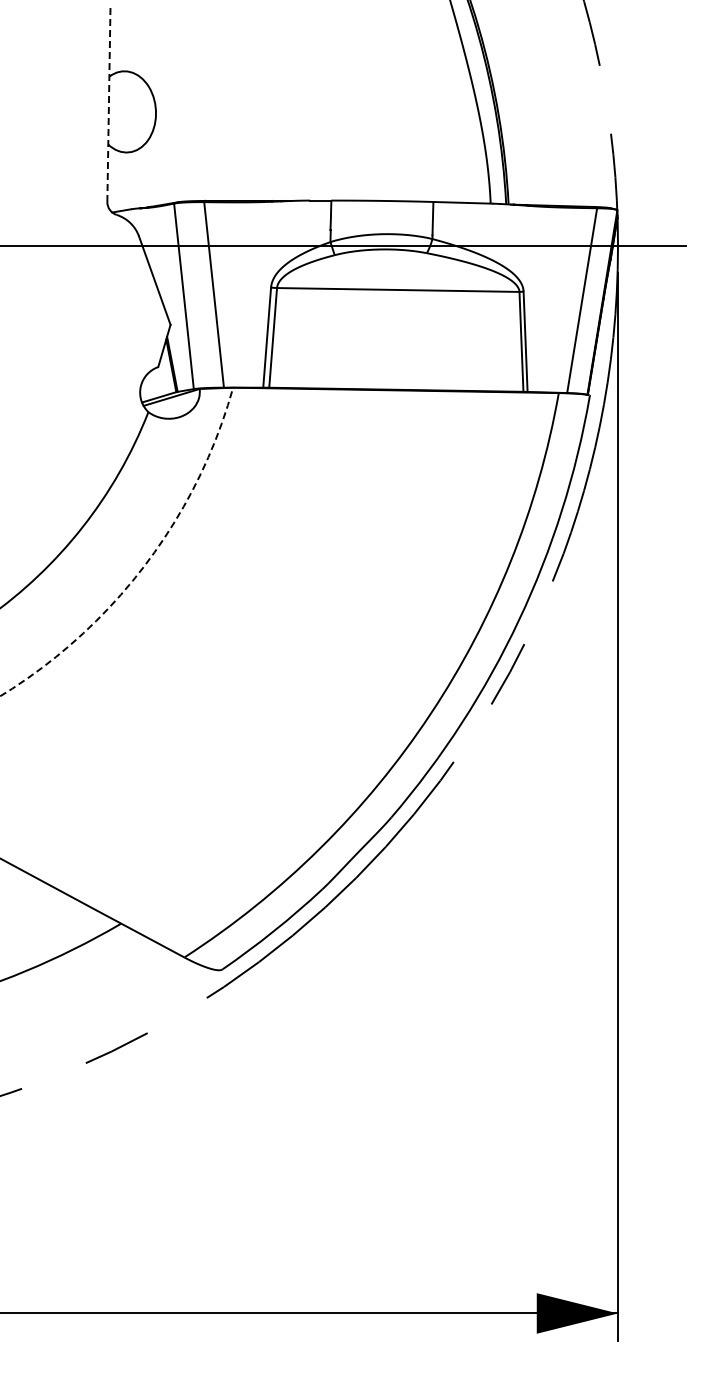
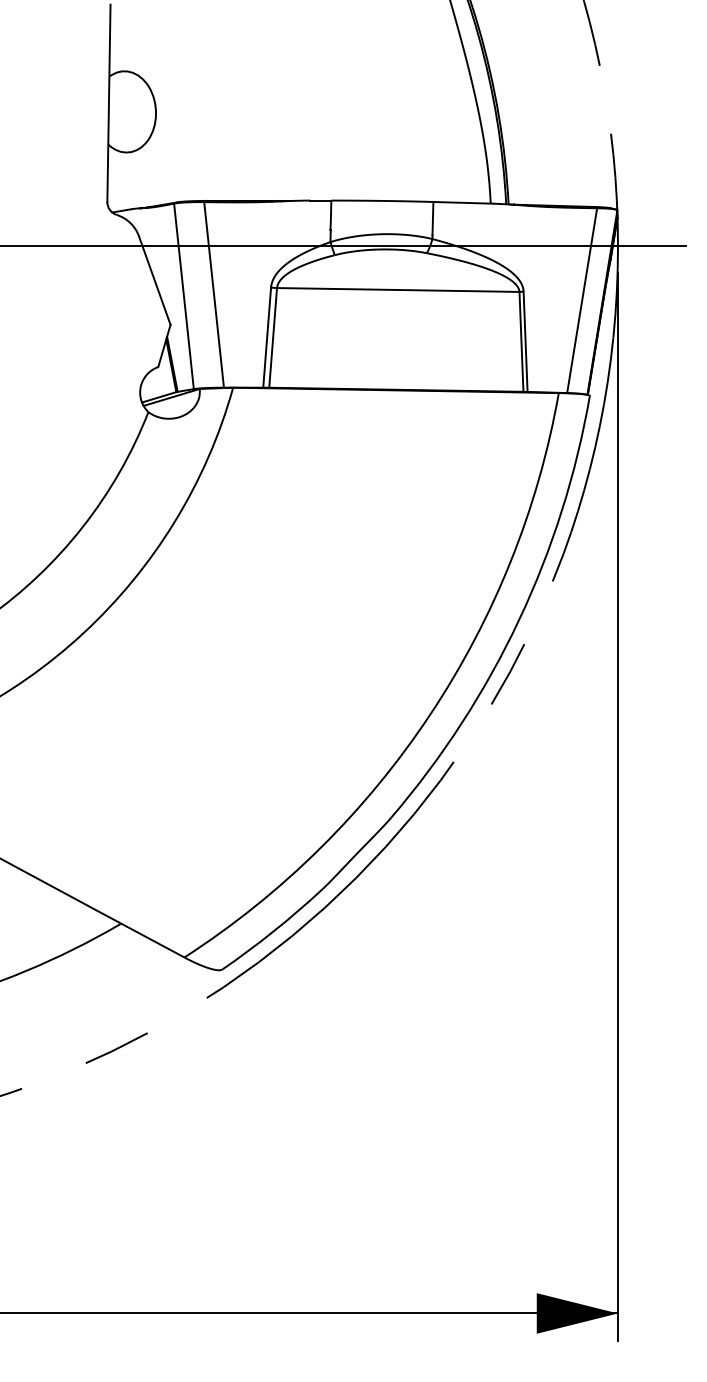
line: dashed -> solid (108, 103)
arc: dashed -> solid (145, 564)
